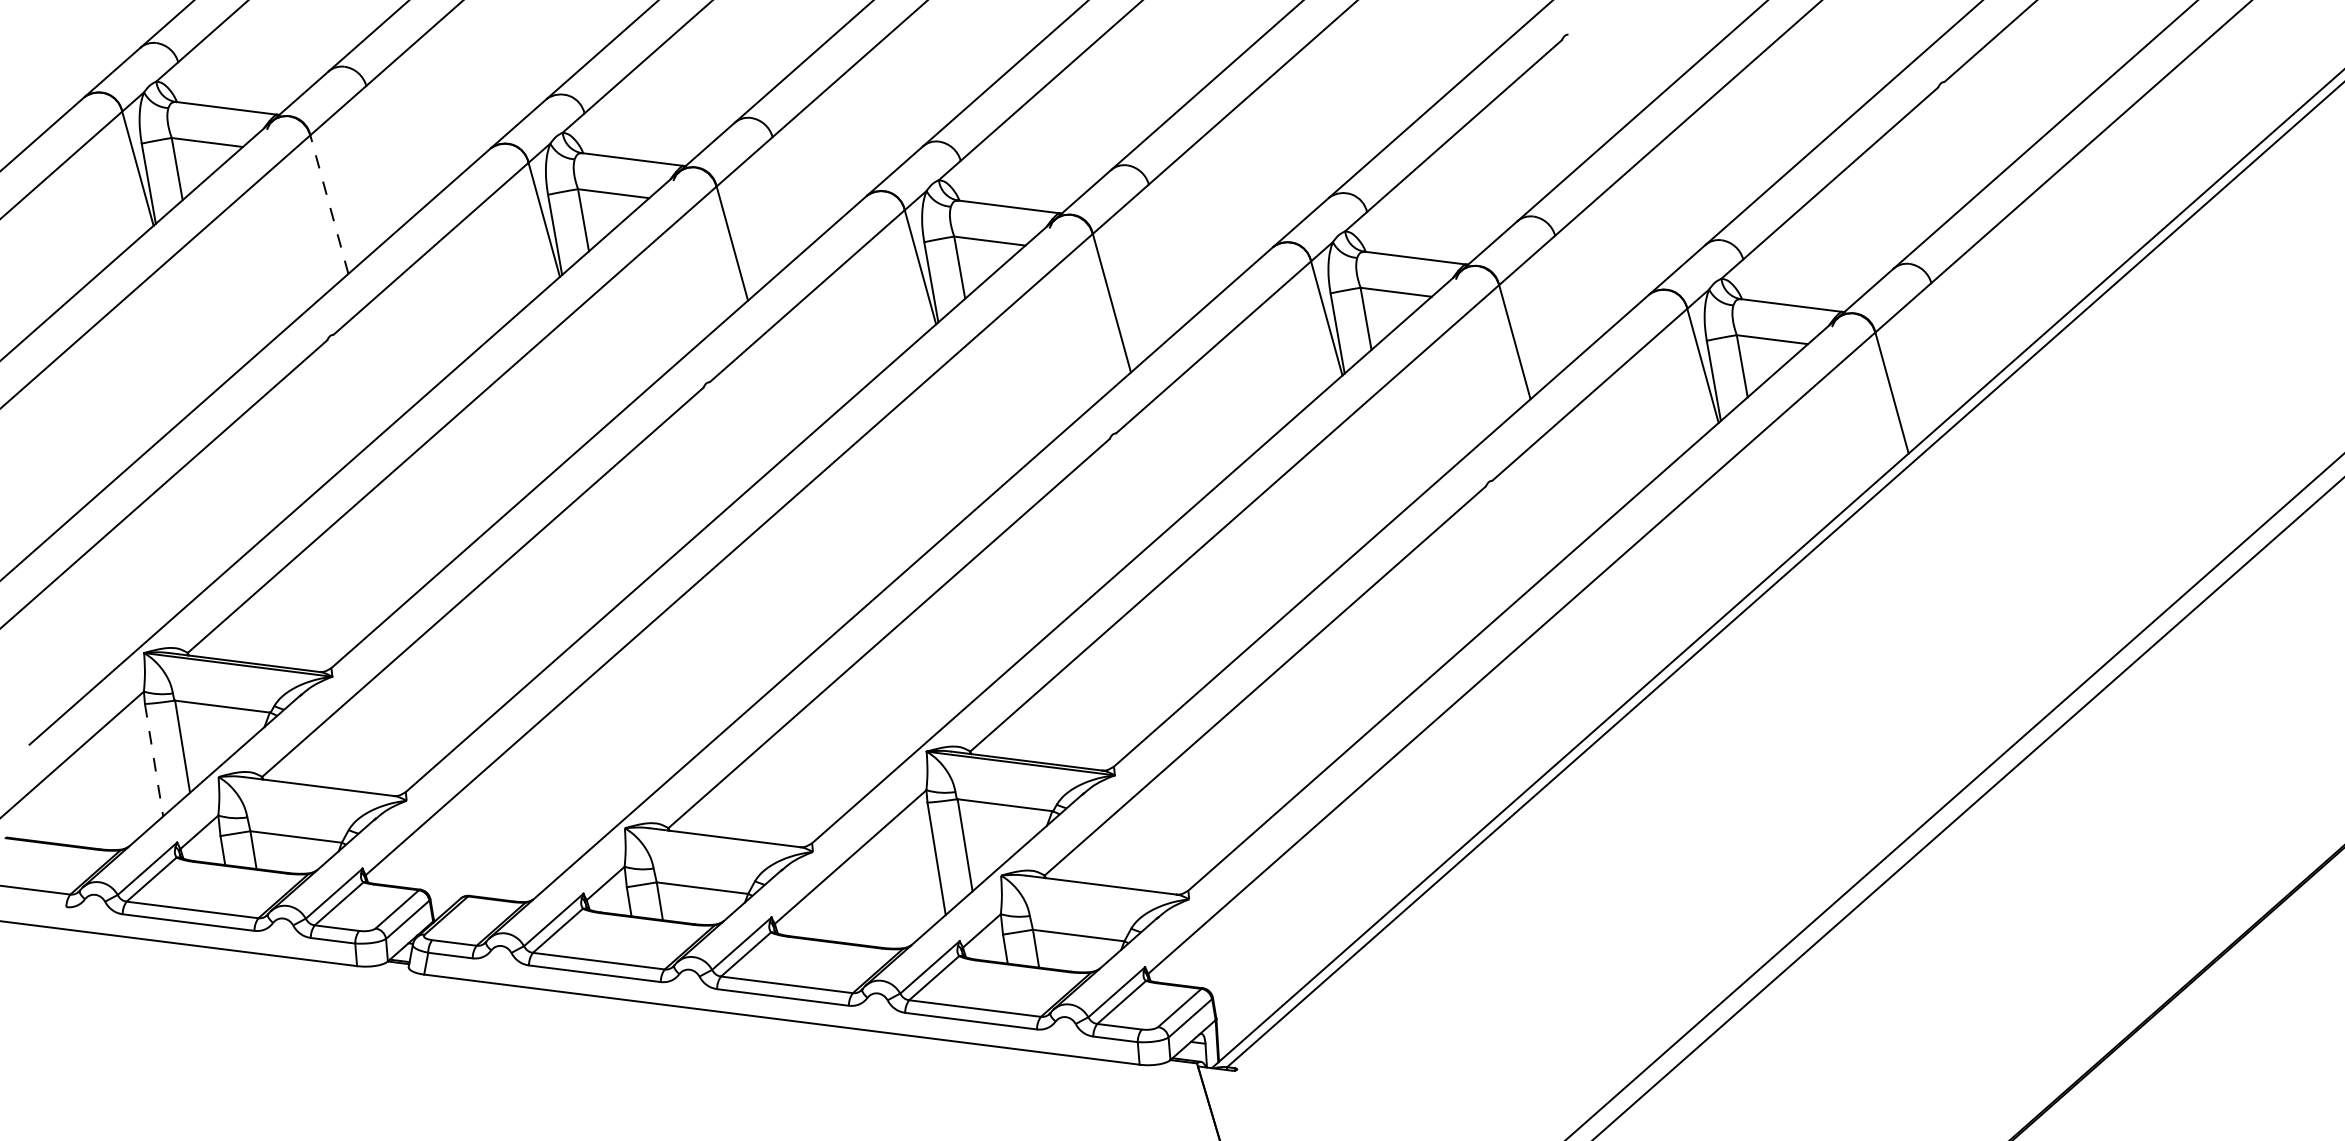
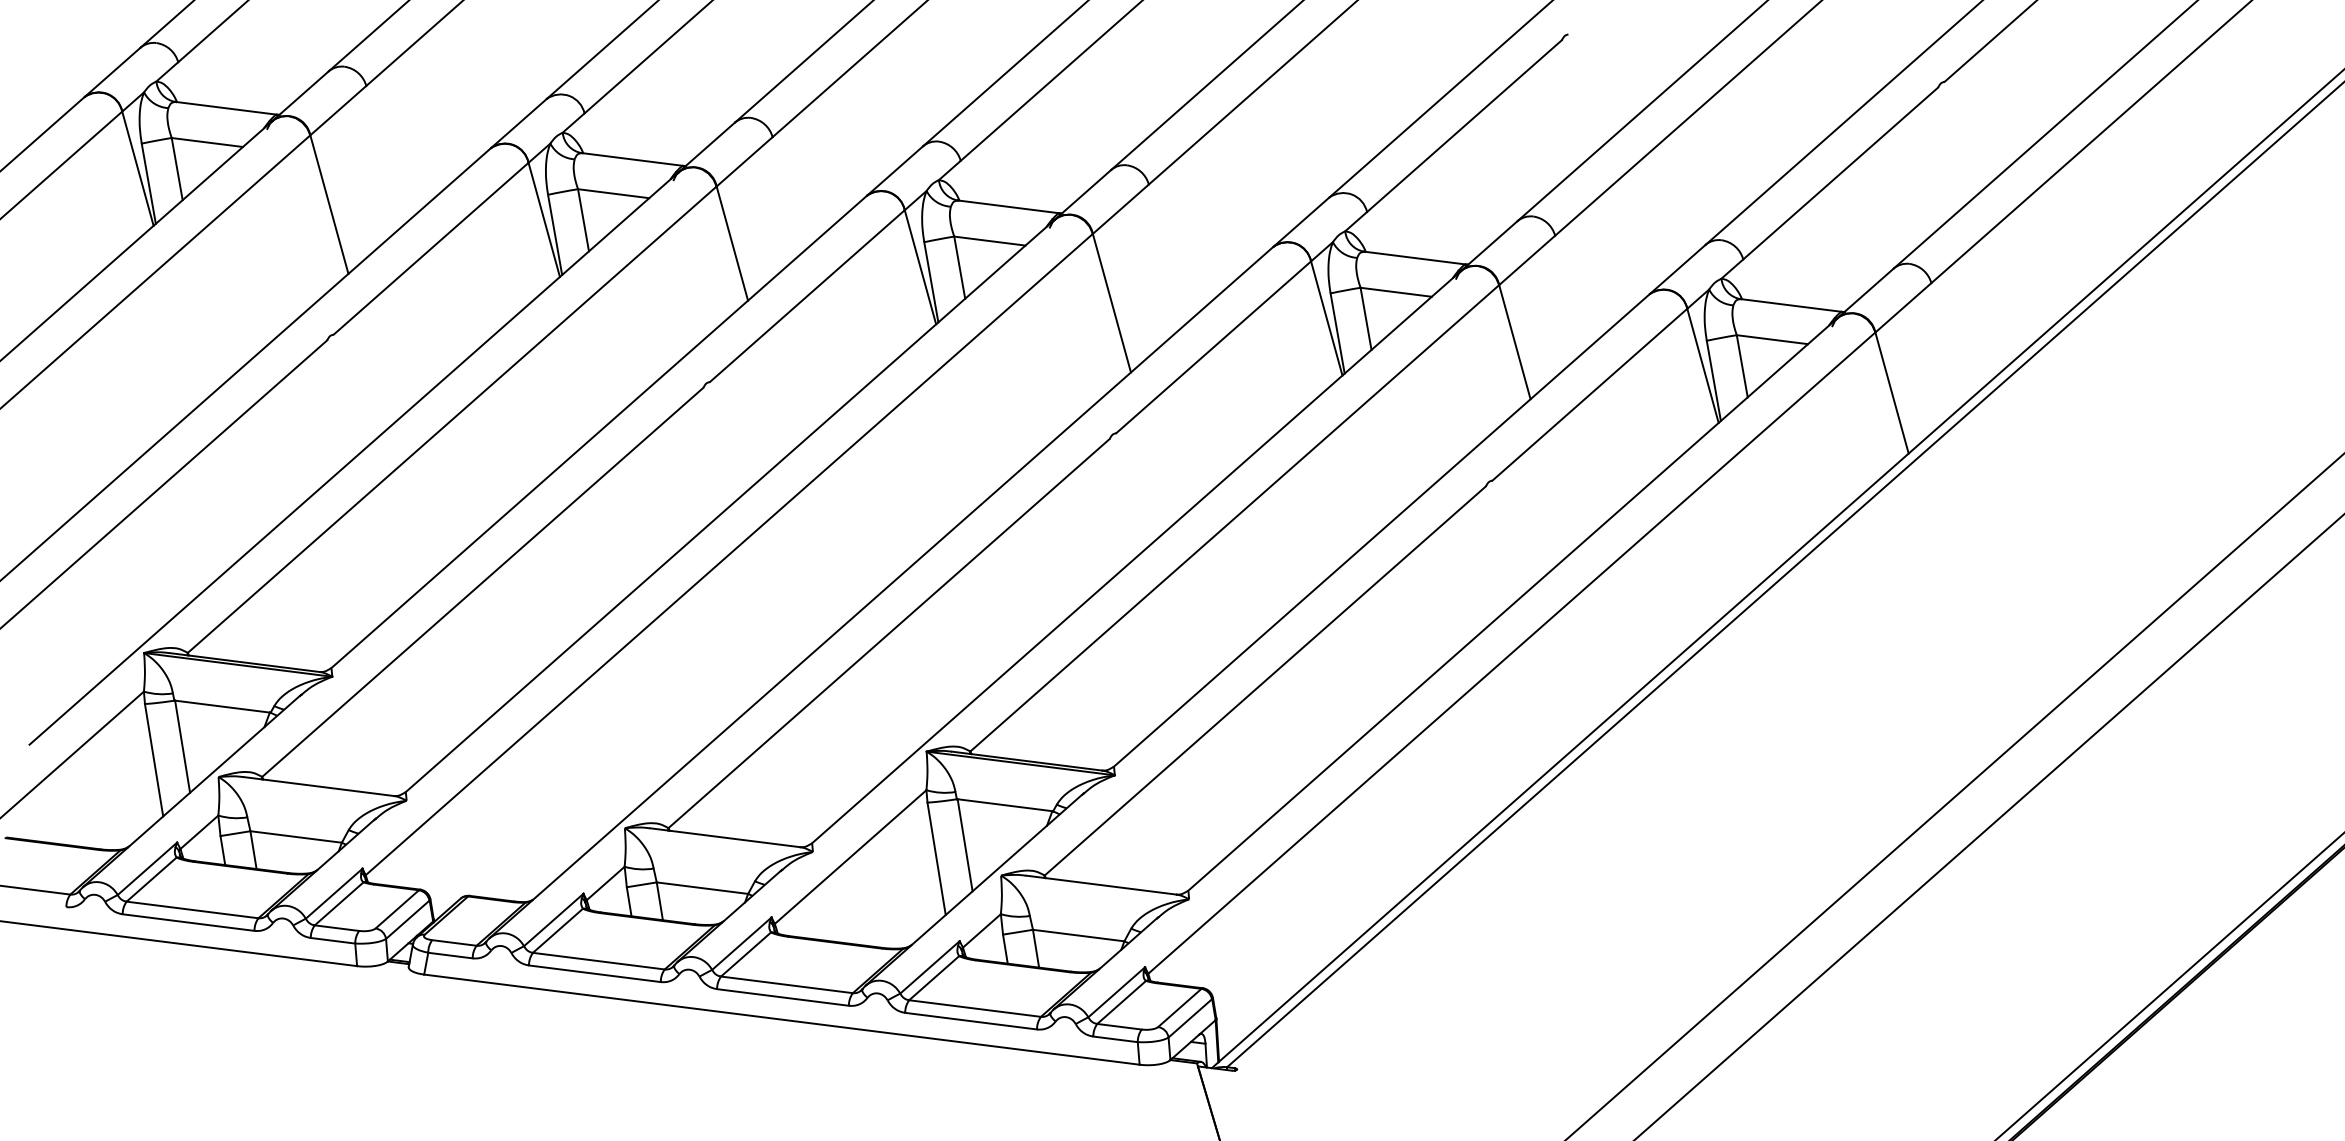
line: dashed -> solid (329, 204)
line: dashed -> solid (154, 760)
line position: (1968, 808) -> (1989, 826) (1989, 826)
line: none -> present (2169, 986)
